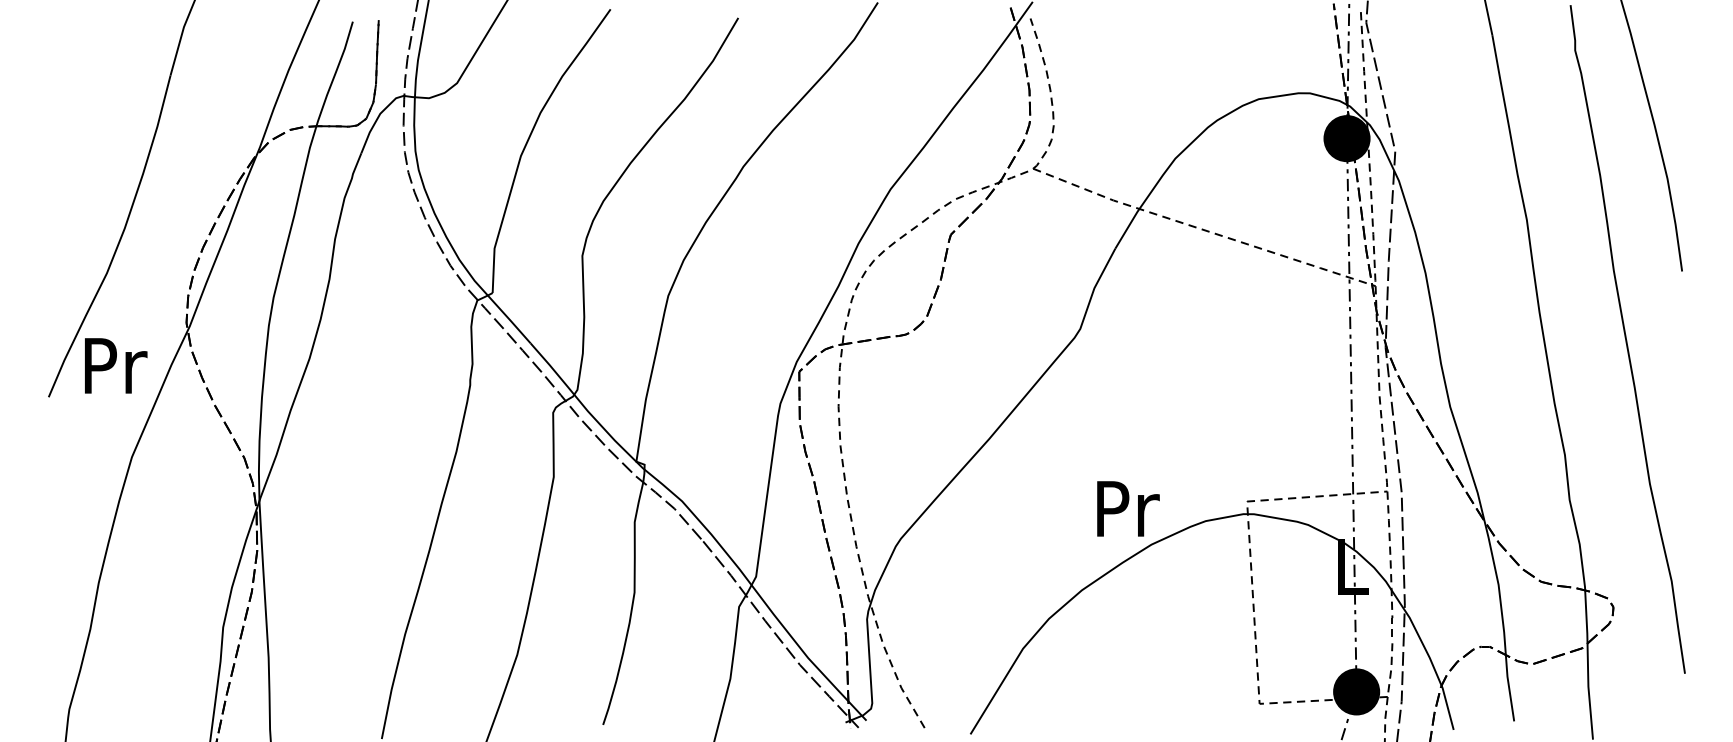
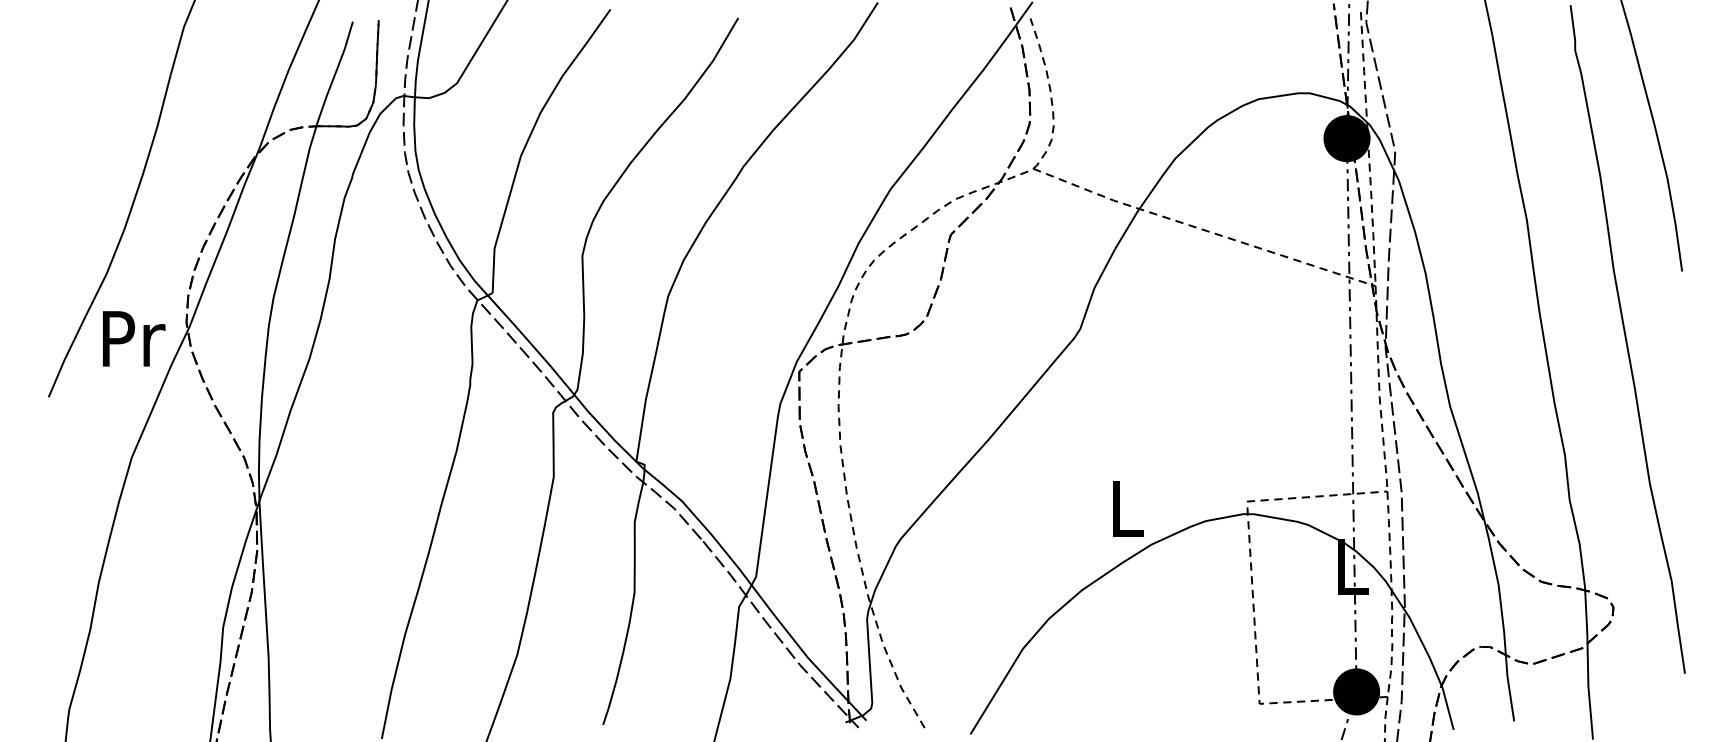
text position: (116, 365) -> (134, 338) (134, 338)
text: Pr -> L (1128, 508)
